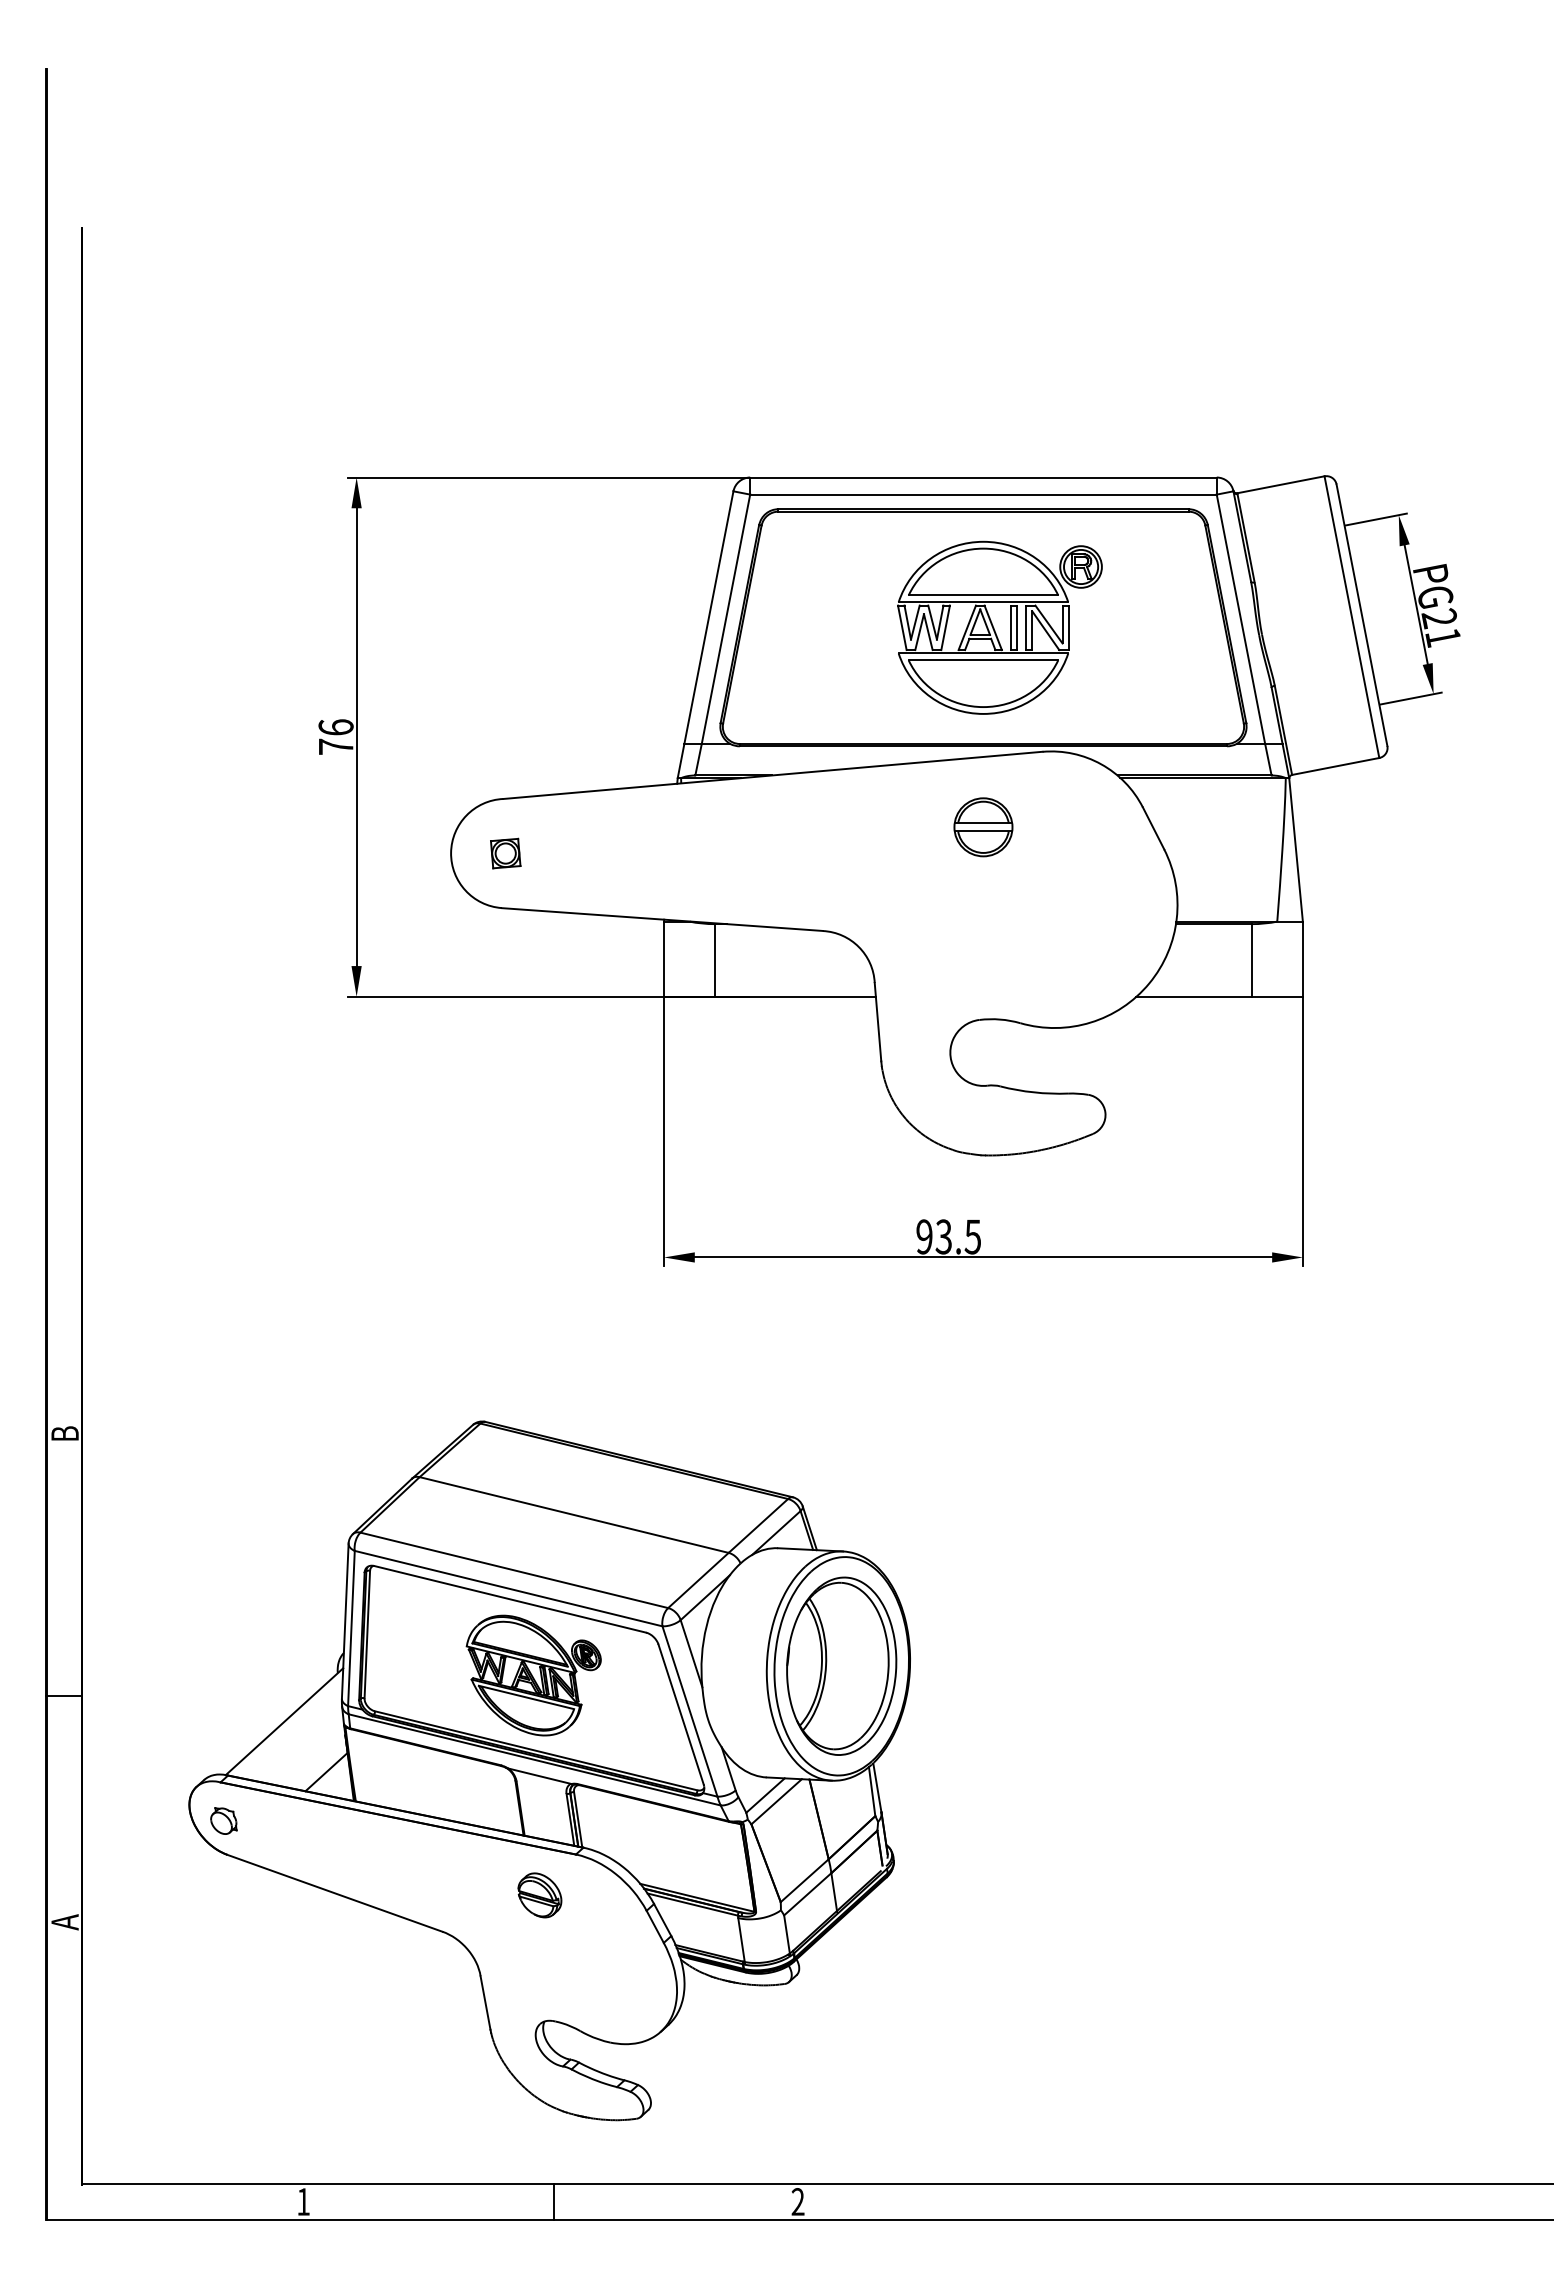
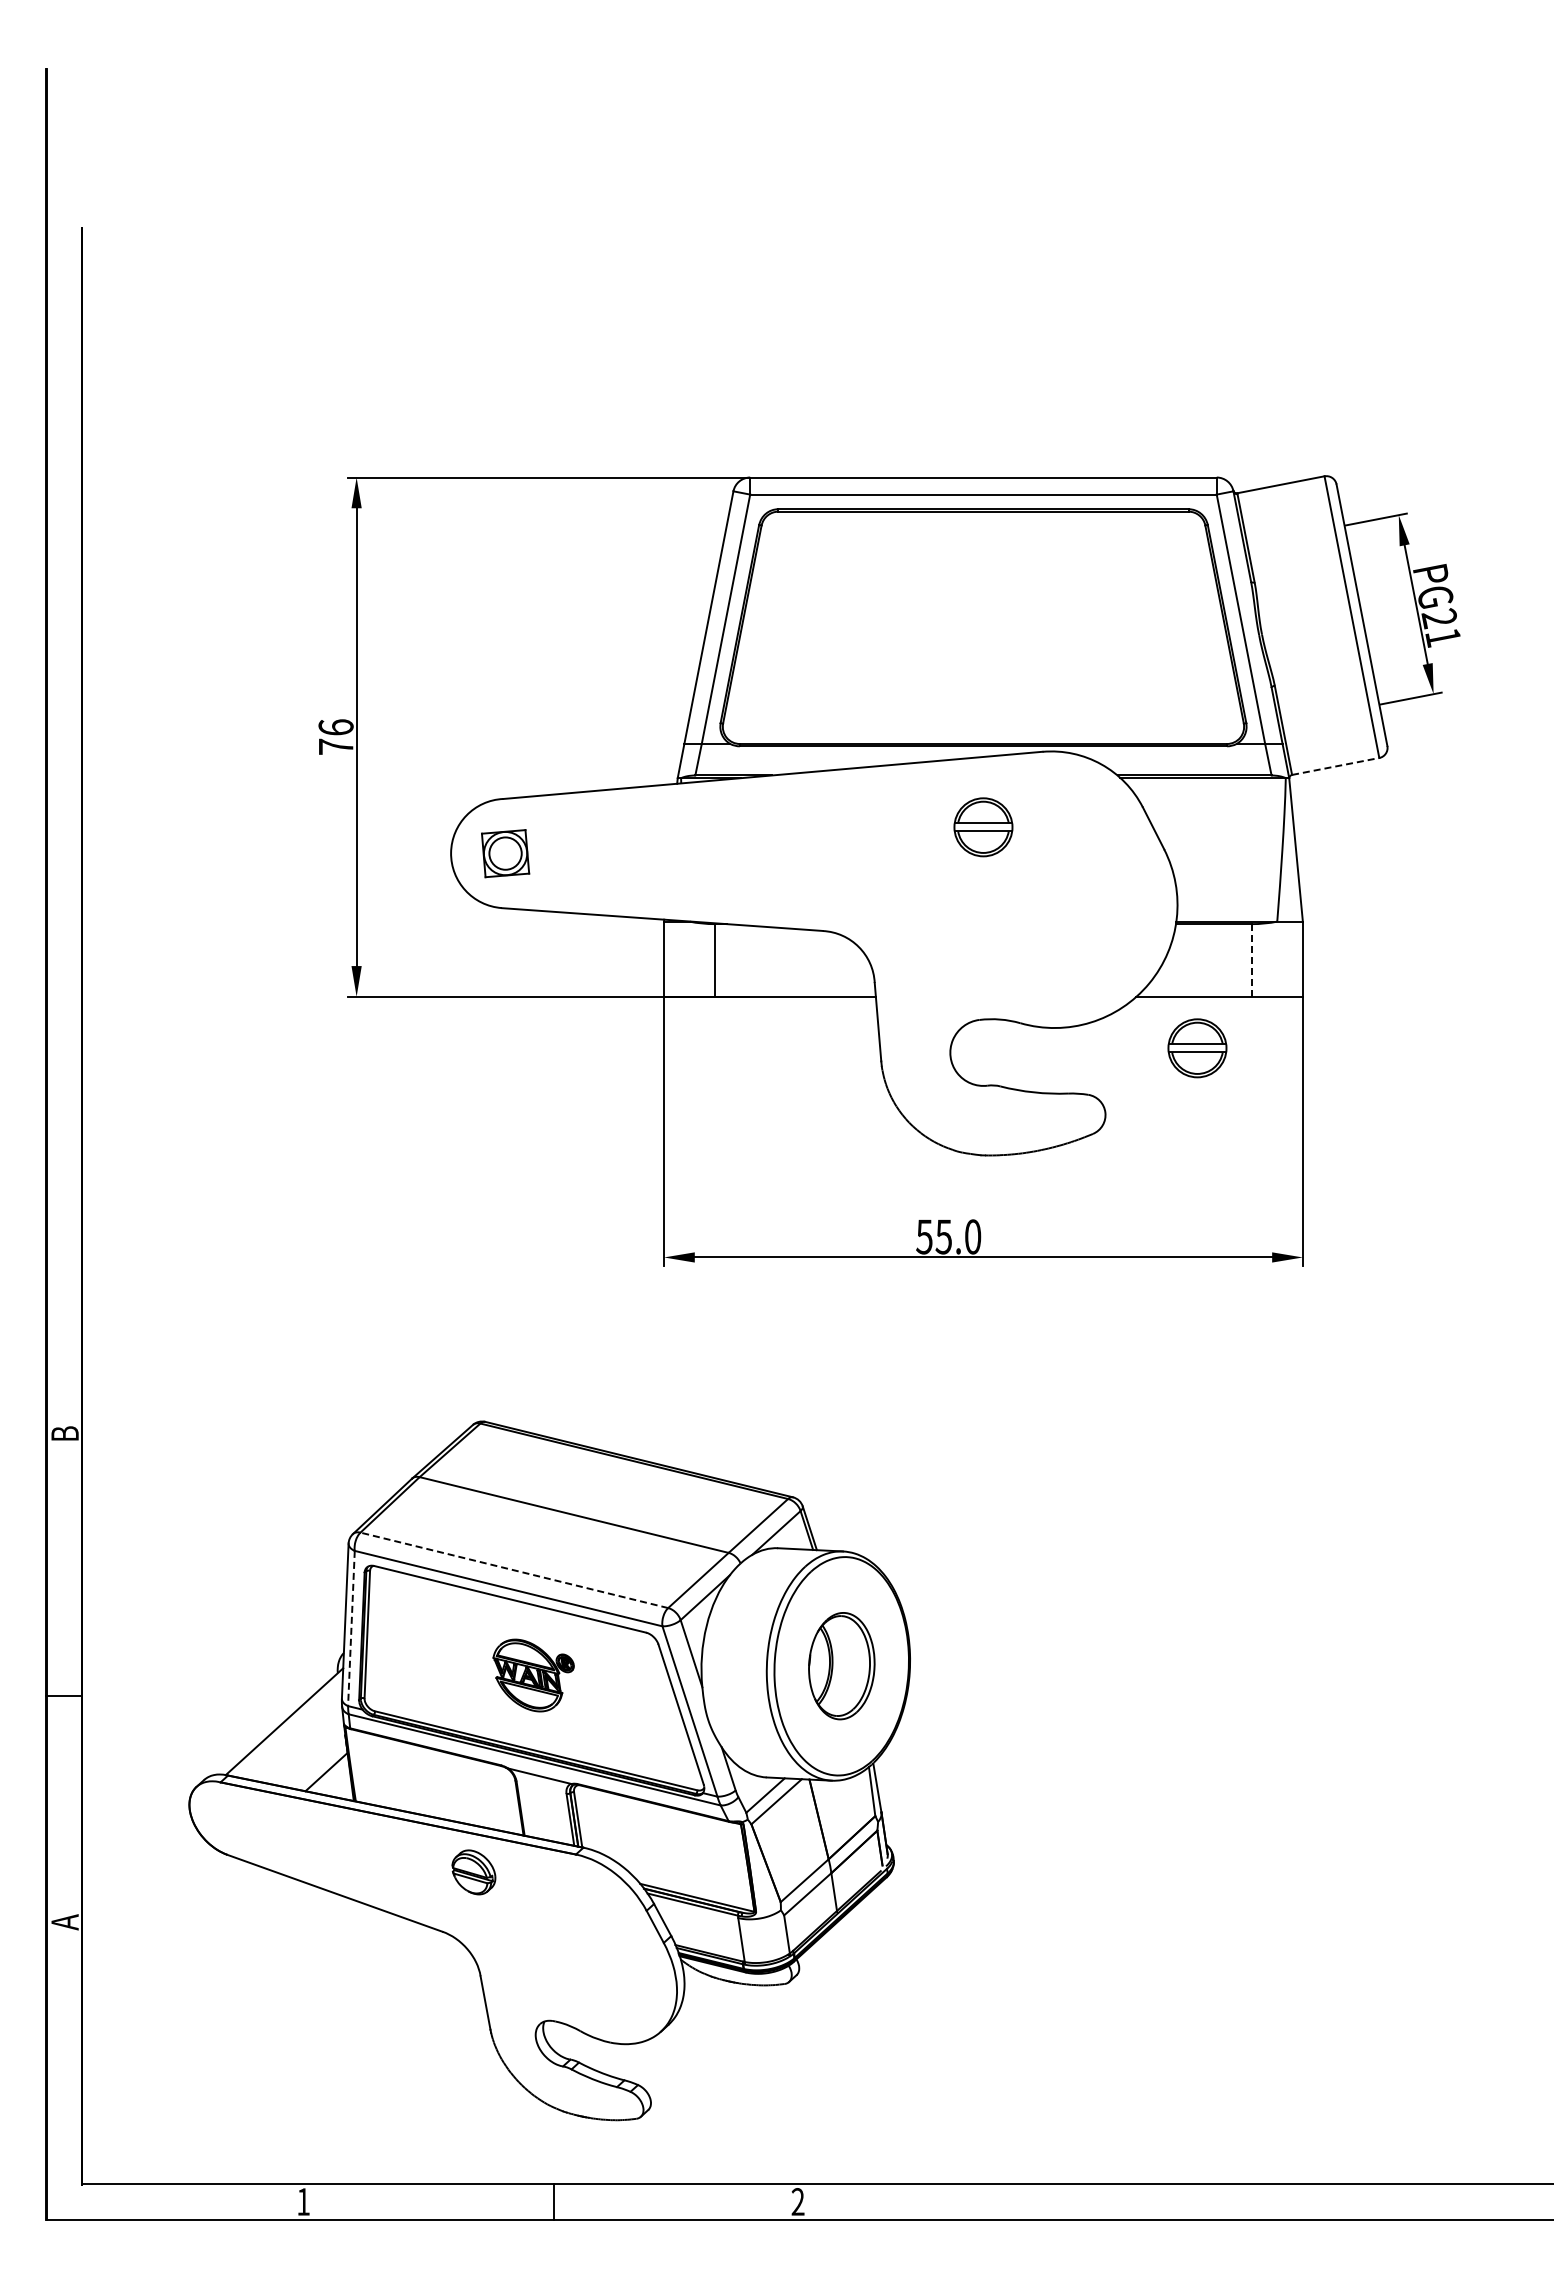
part: present -> none (999, 627)
line: solid -> dashed (1336, 766)
part size: 32x33 px -> 50x50 px (505, 853)
line: solid -> dashed (1251, 960)
part: none -> present (1197, 1048)
text: 93.5 -> 55.0 (948, 1236)
line: solid -> dashed (513, 1570)
line: solid -> dashed (351, 1628)
part size: 112x180 px -> 68x109 px (841, 1666)
part size: 137x123 px -> 83x75 px (533, 1675)
part: present -> none (223, 1820)
part position: (539, 1895) -> (473, 1872) (473, 1872)
